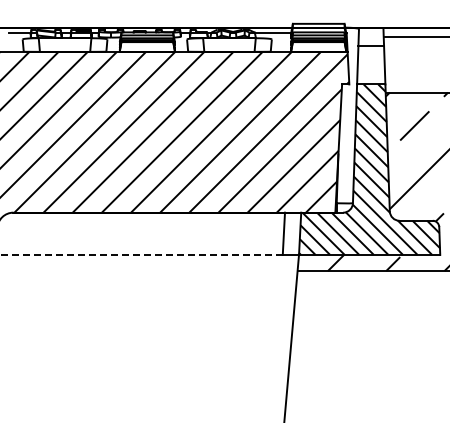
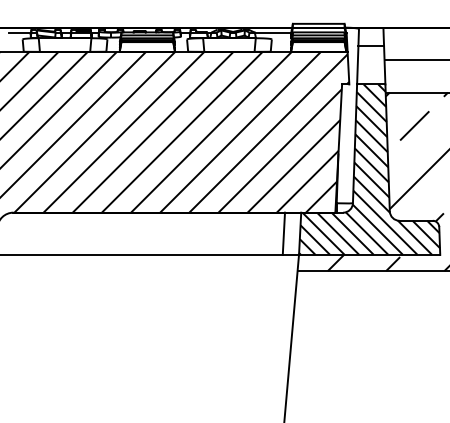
line position: (415, 37) -> (415, 60) (415, 60)
line: dashed -> solid (141, 254)
